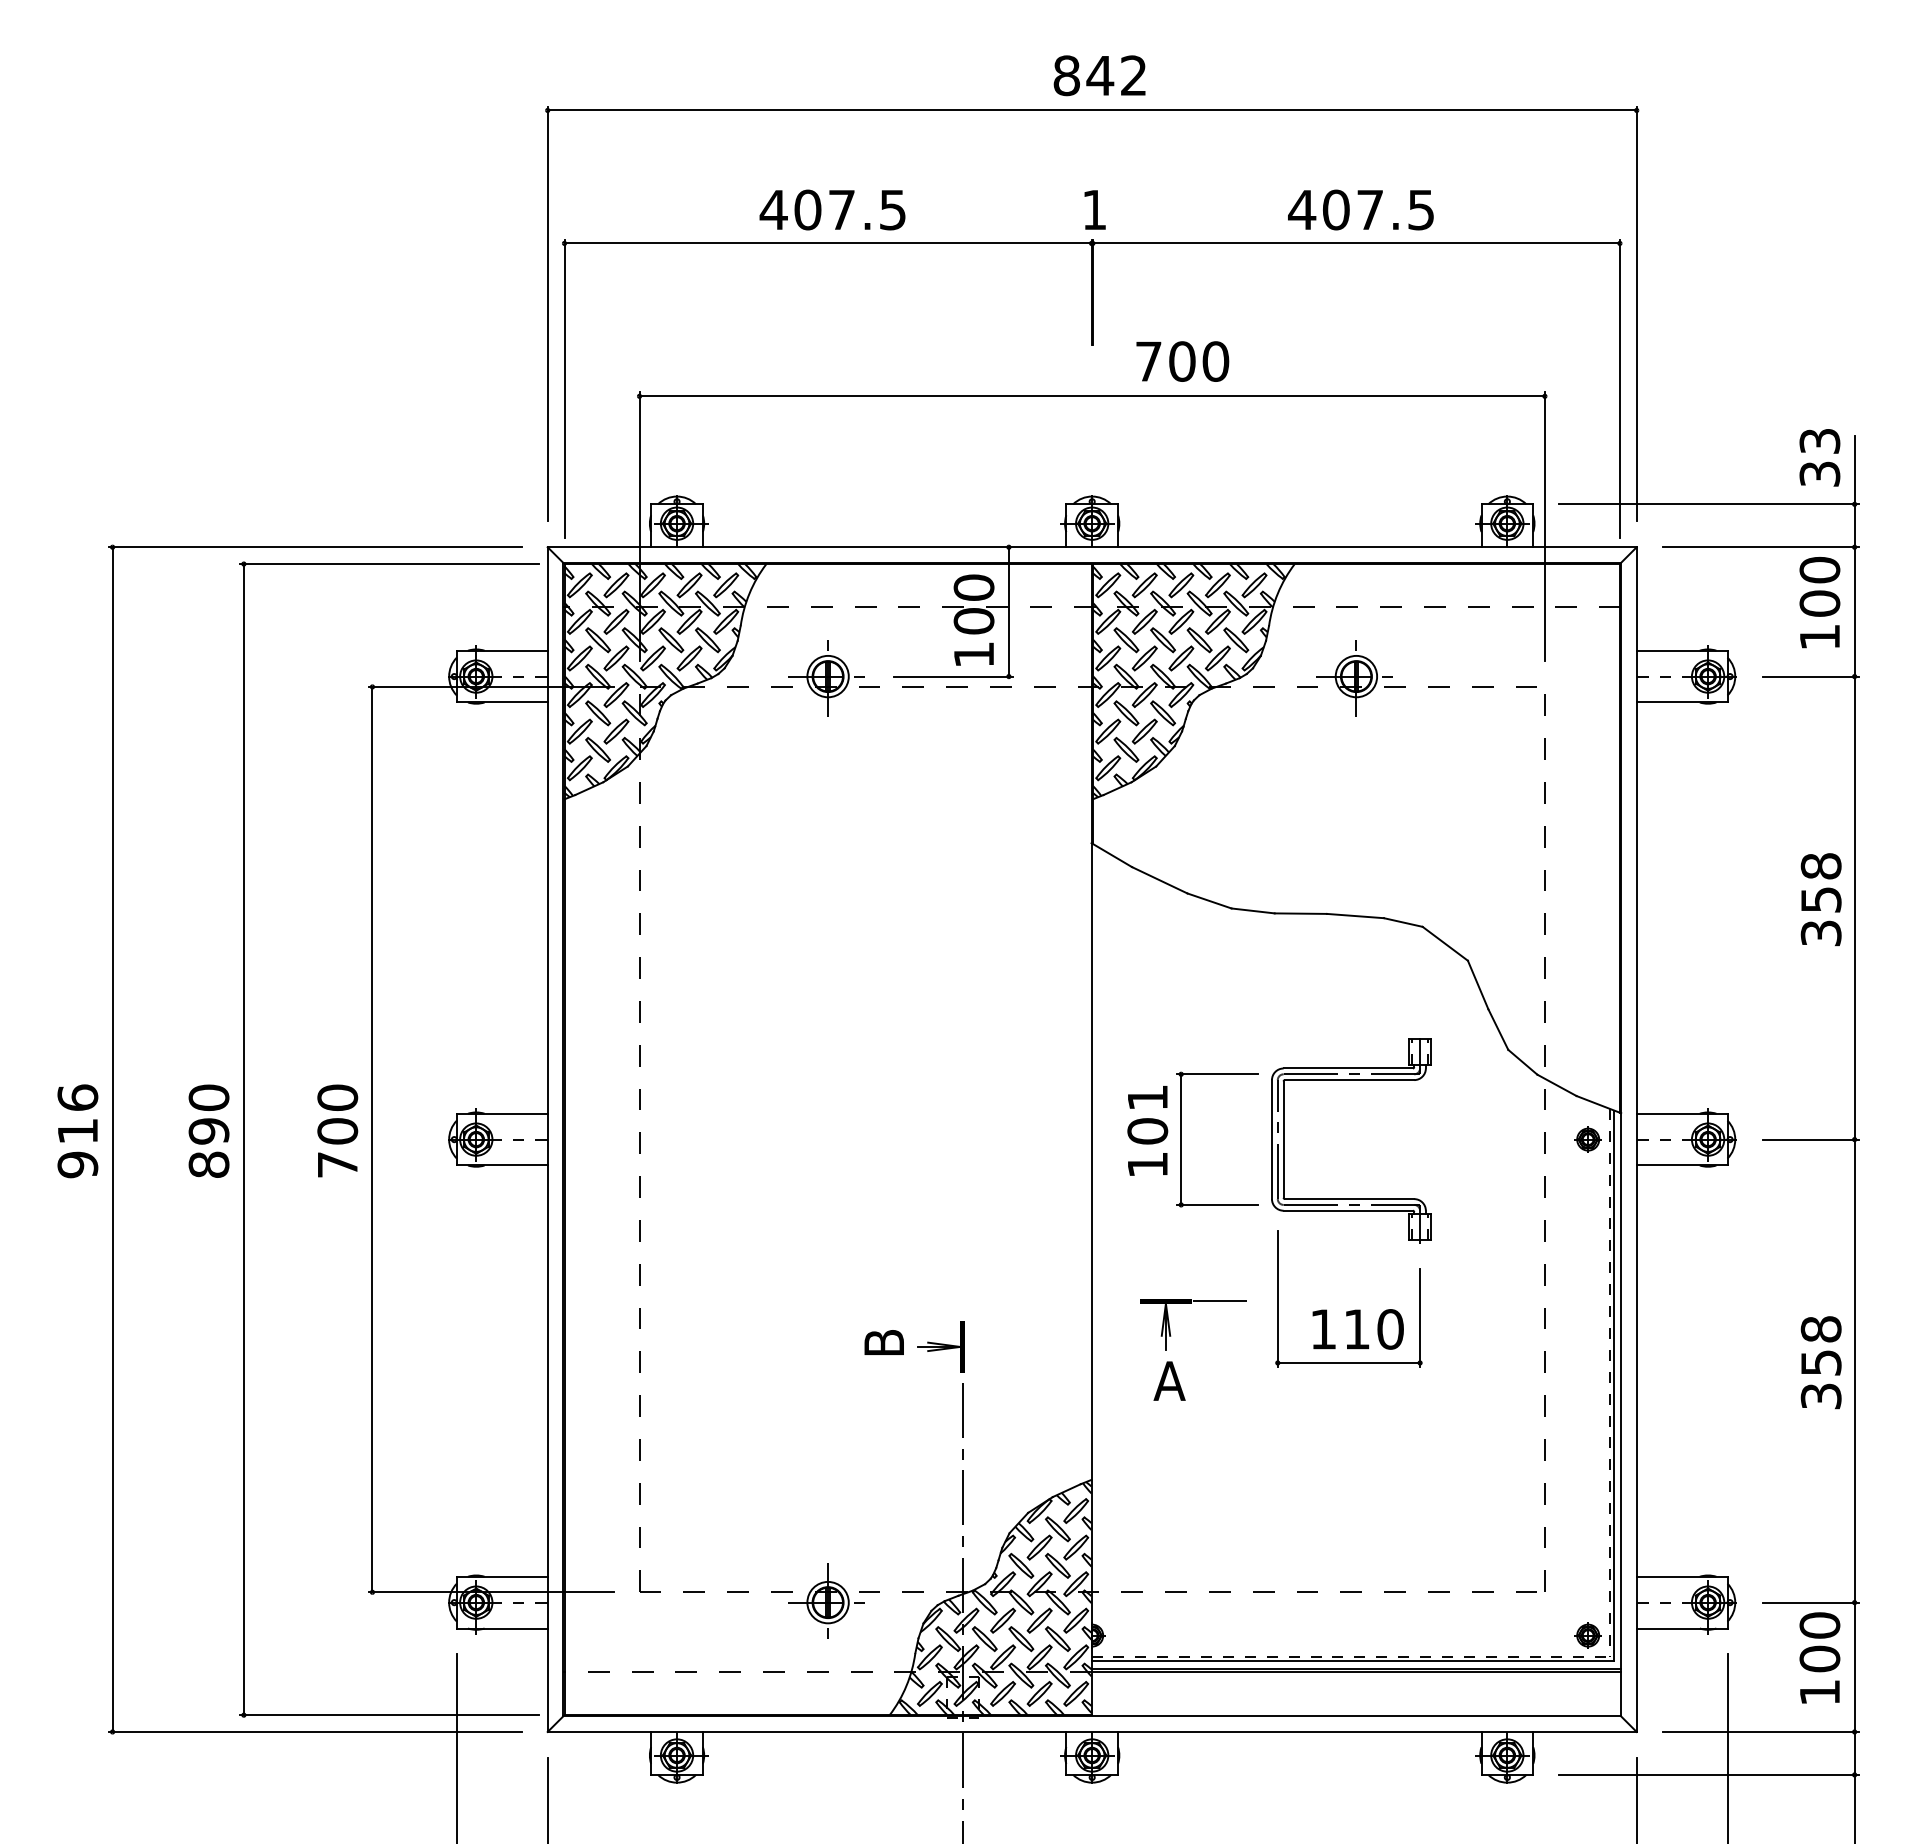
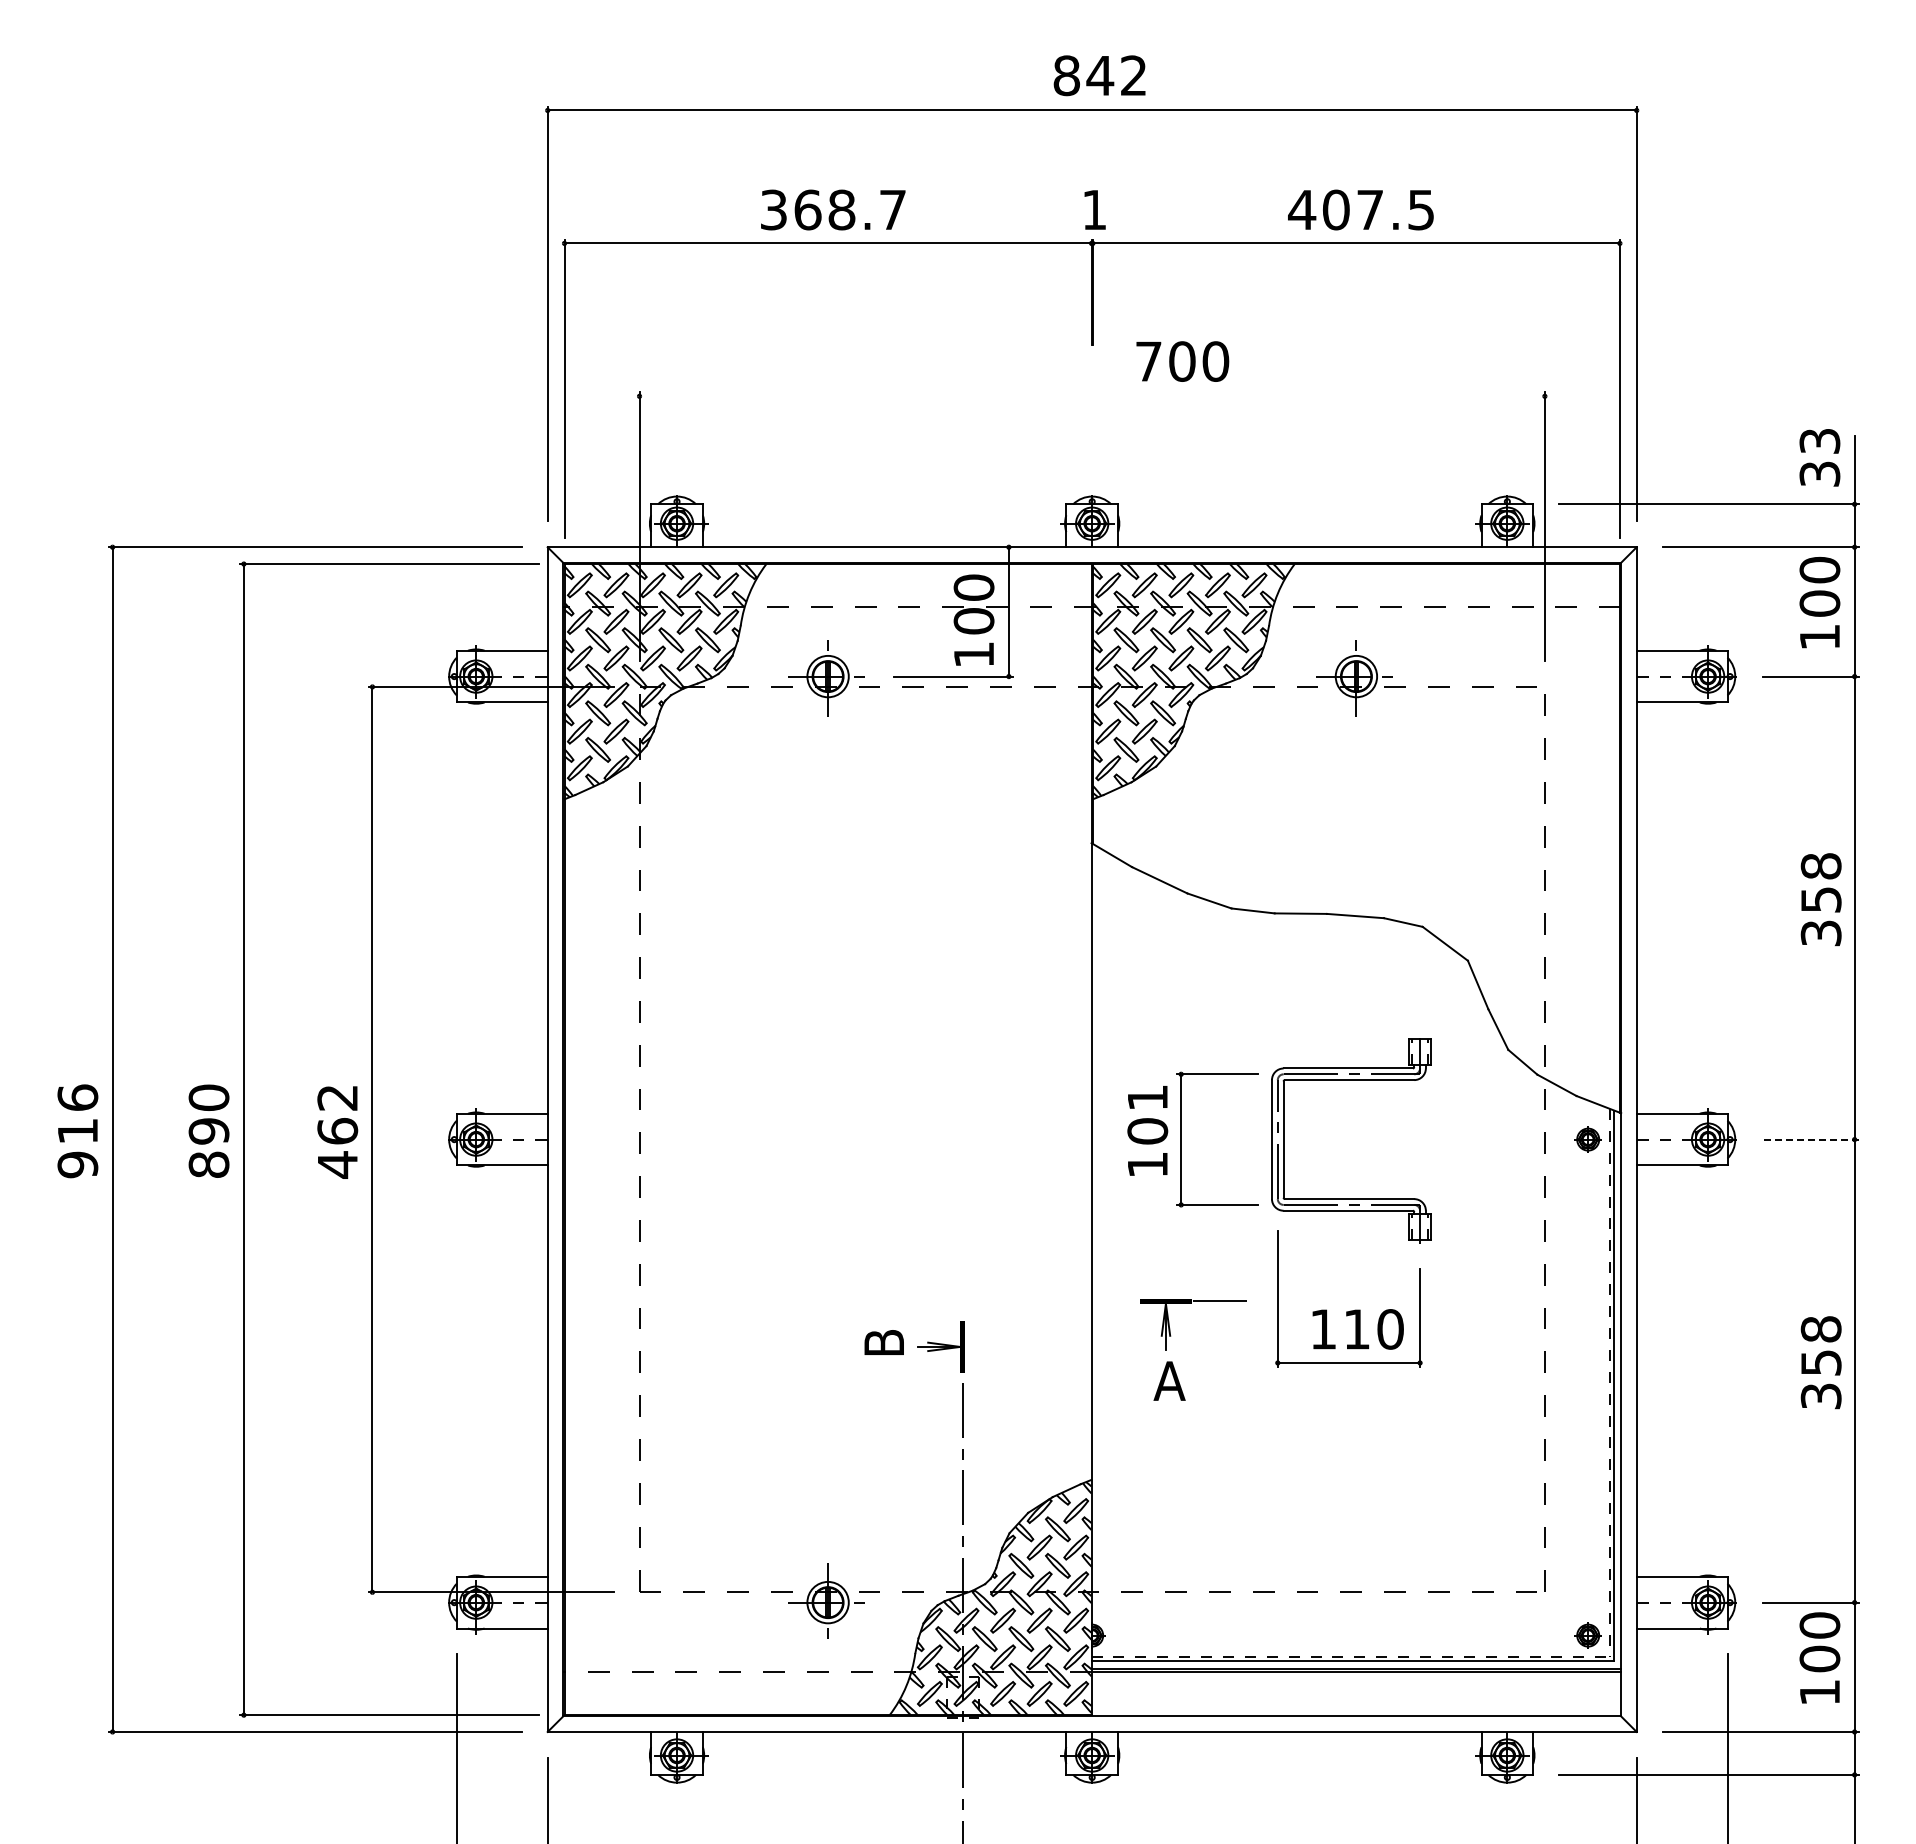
text: 407.5 -> 368.7 (832, 209)
line: present -> none (1091, 396)
text: 700 -> 462 (337, 1131)
line: solid -> dashed (1810, 1139)
